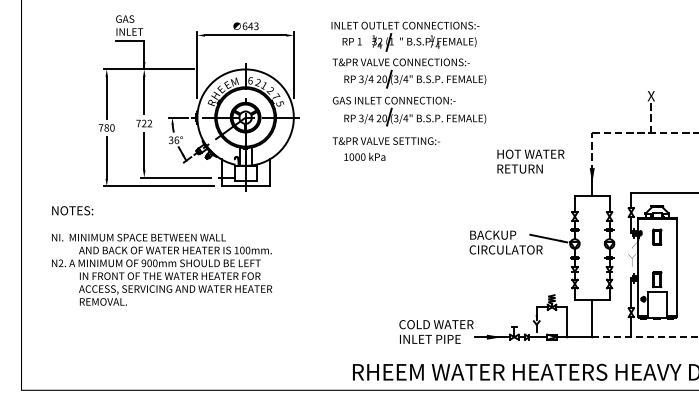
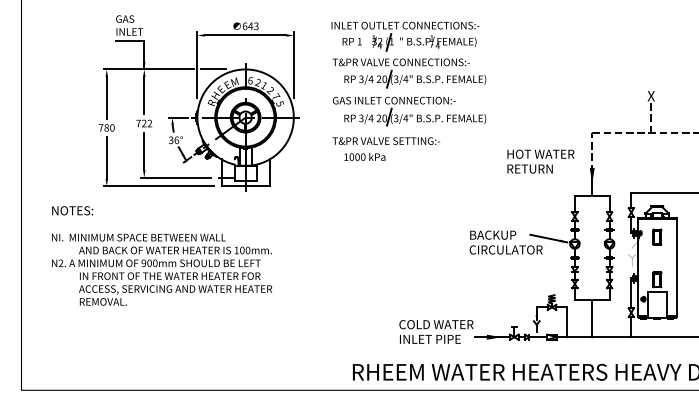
line: none -> present (213, 69)
text position: (530, 161) -> (540, 161) (540, 161)
line: dashed -> solid (645, 337)
